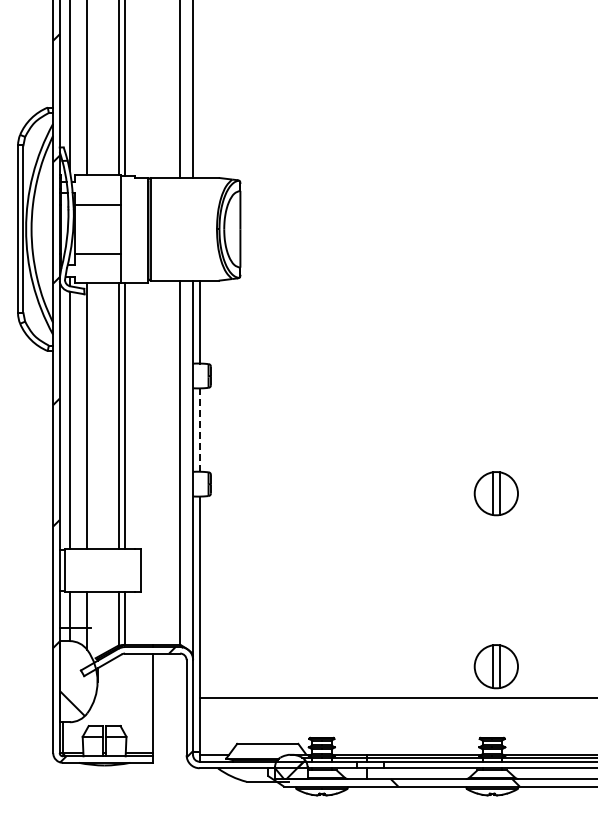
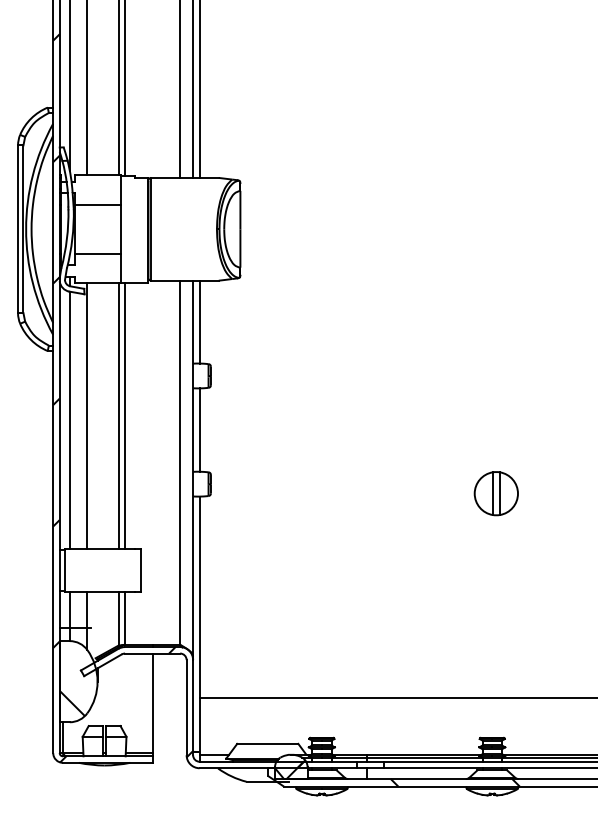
line: none -> present (199, 89)
line: dashed -> solid (199, 430)
part: present -> none (495, 666)
